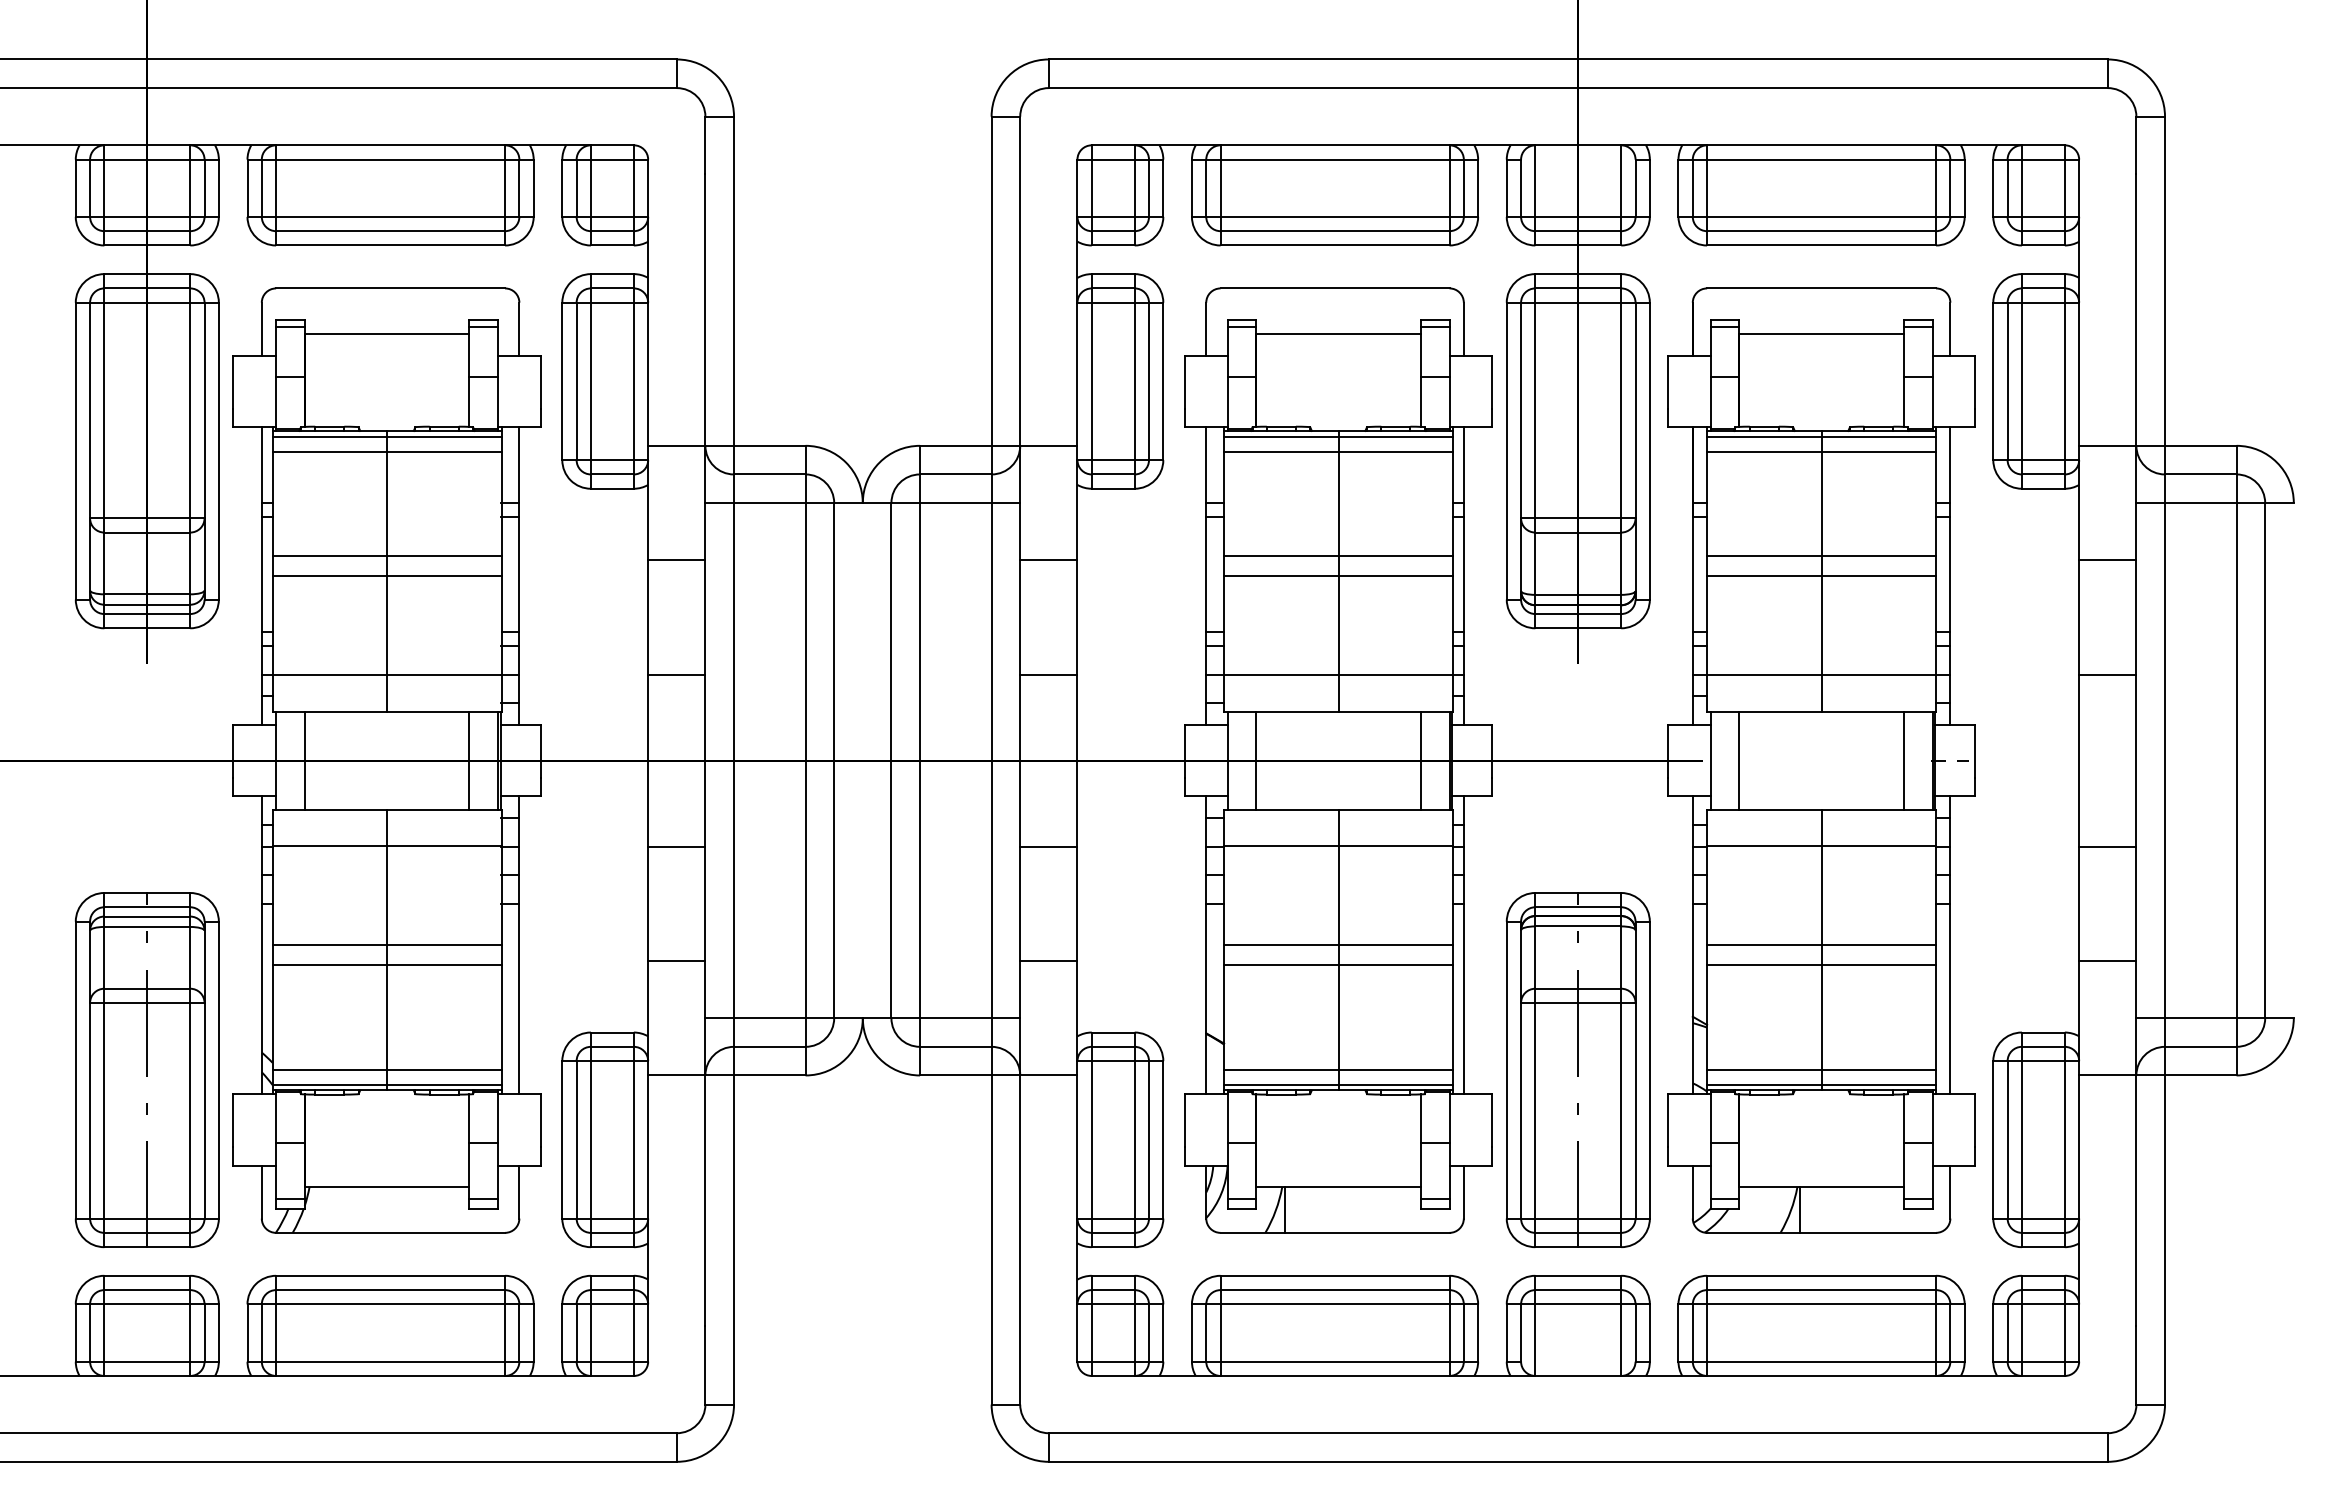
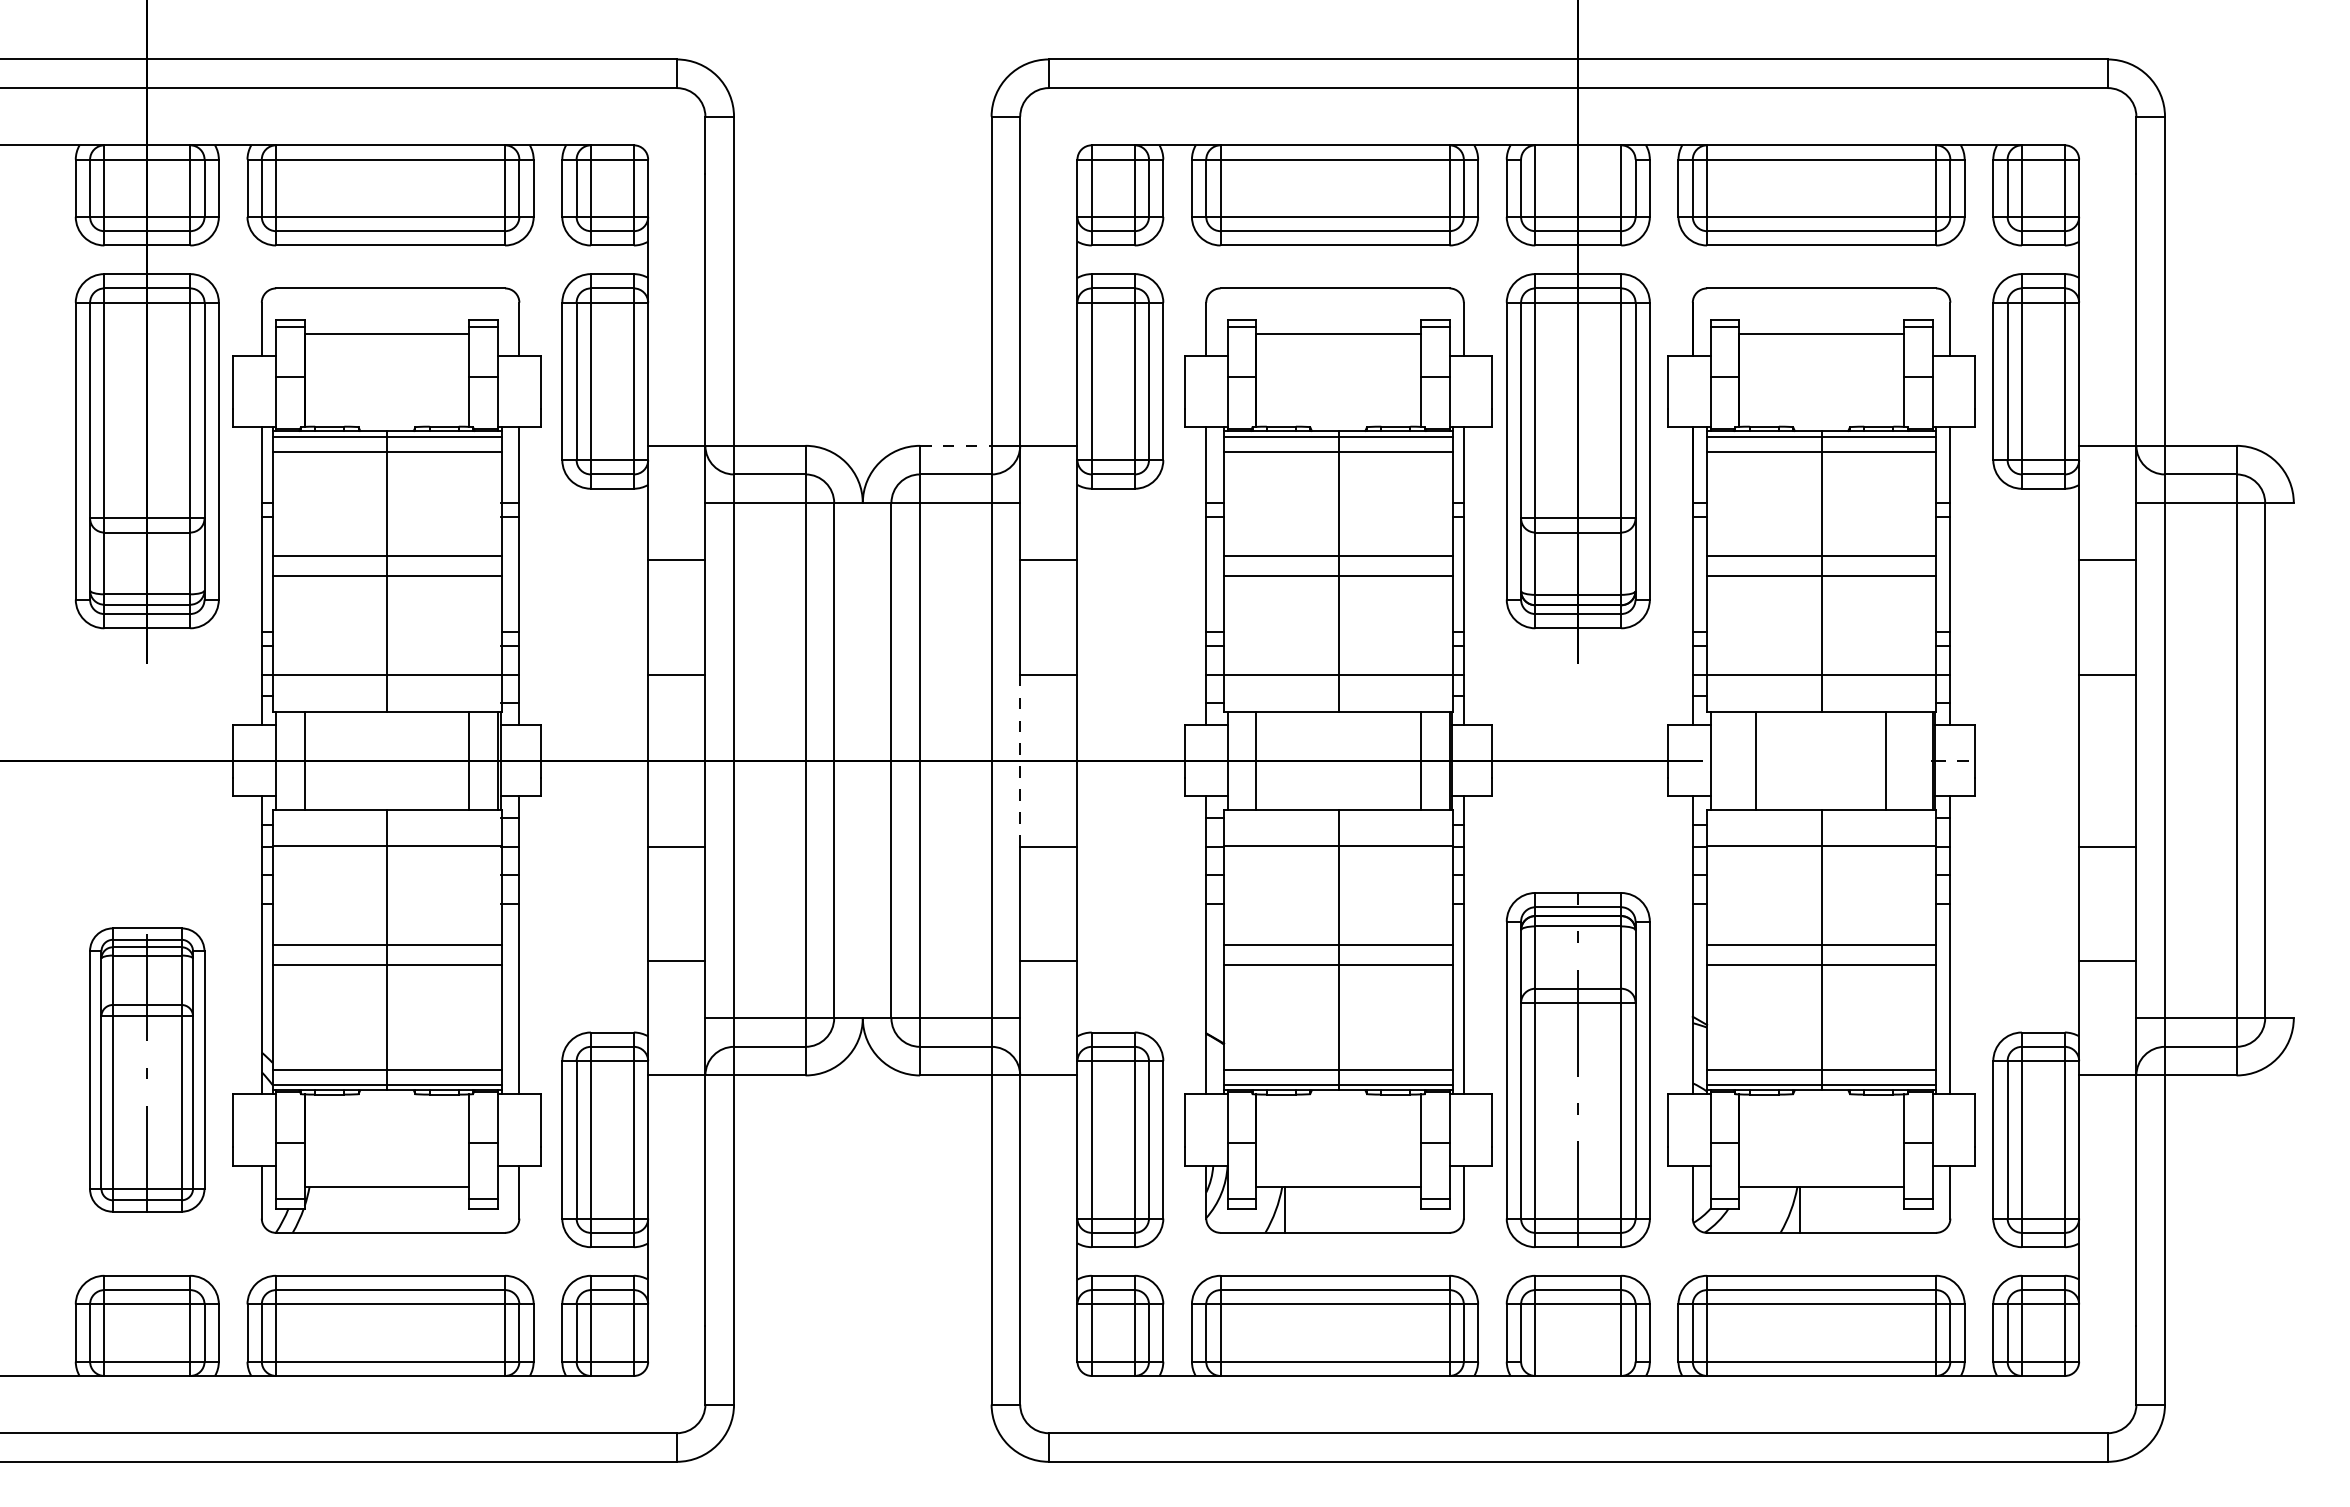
line: solid -> dashed (955, 445)
line: solid -> dashed (1020, 760)
line position: (1739, 760) -> (1756, 760) (1756, 760)
line position: (1903, 760) -> (1885, 760) (1885, 760)
part size: 146x356 px -> 117x286 px (147, 1069)
